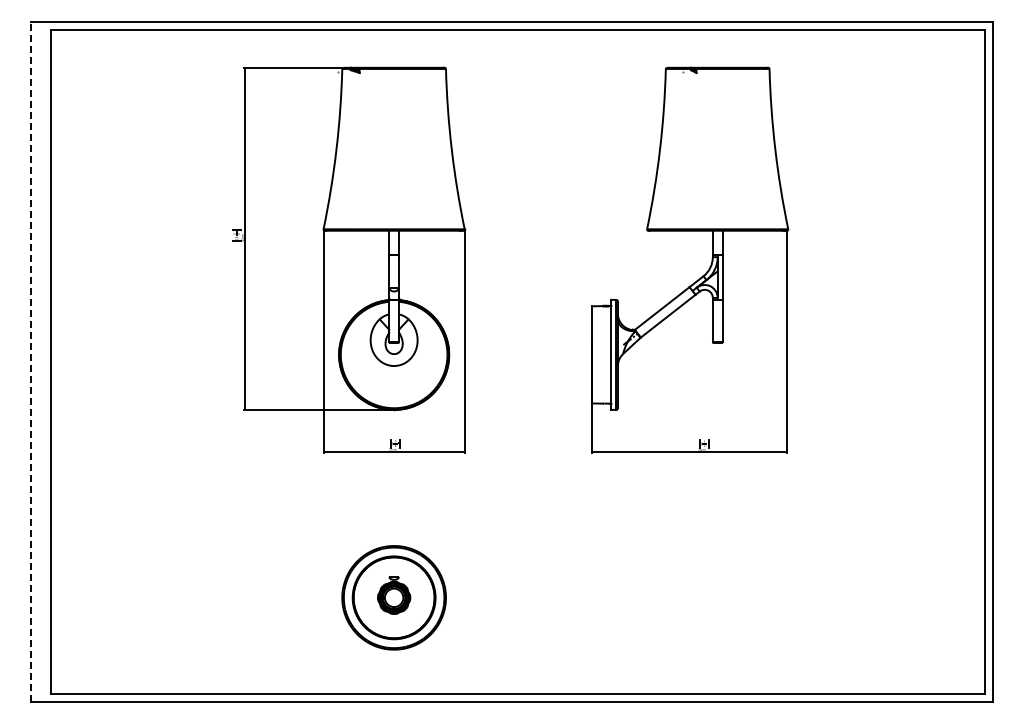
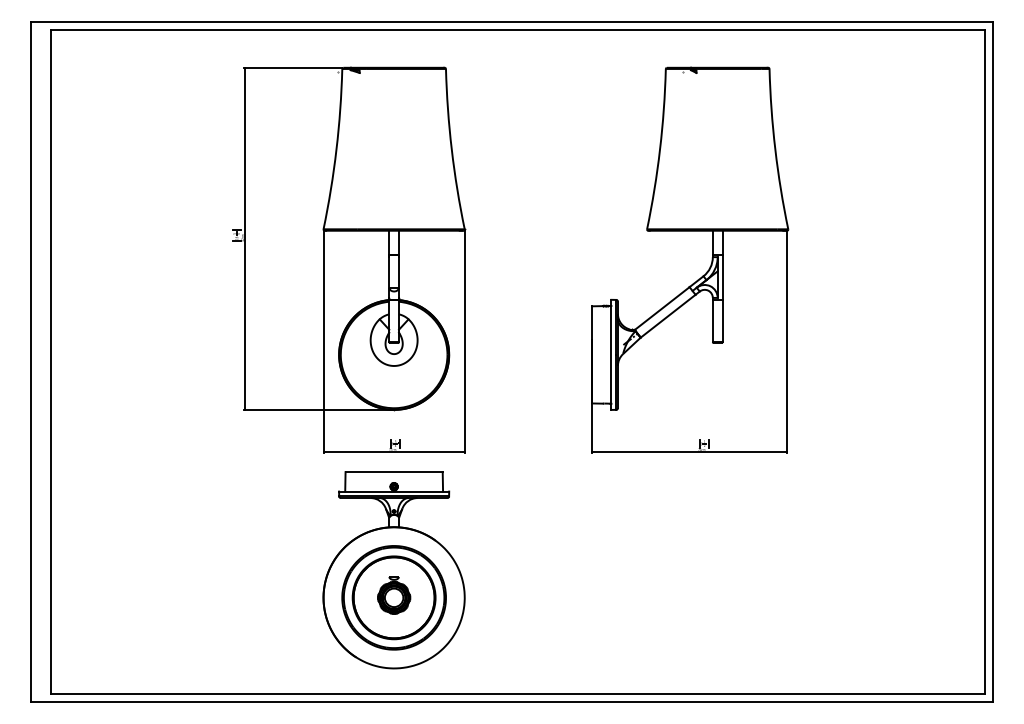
line: dashed -> solid (30, 361)
part: none -> present (393, 570)
